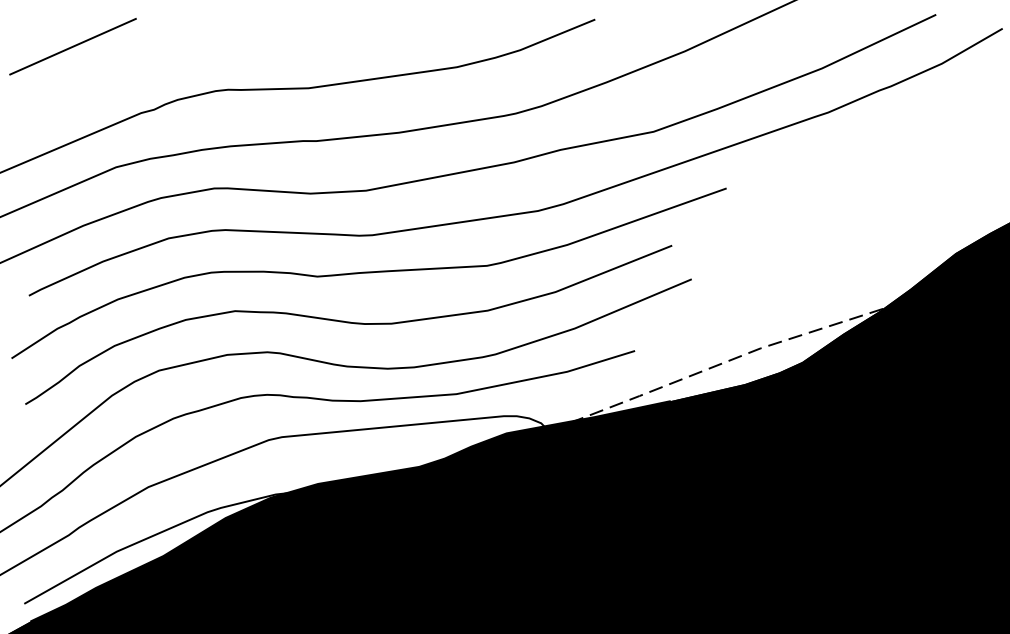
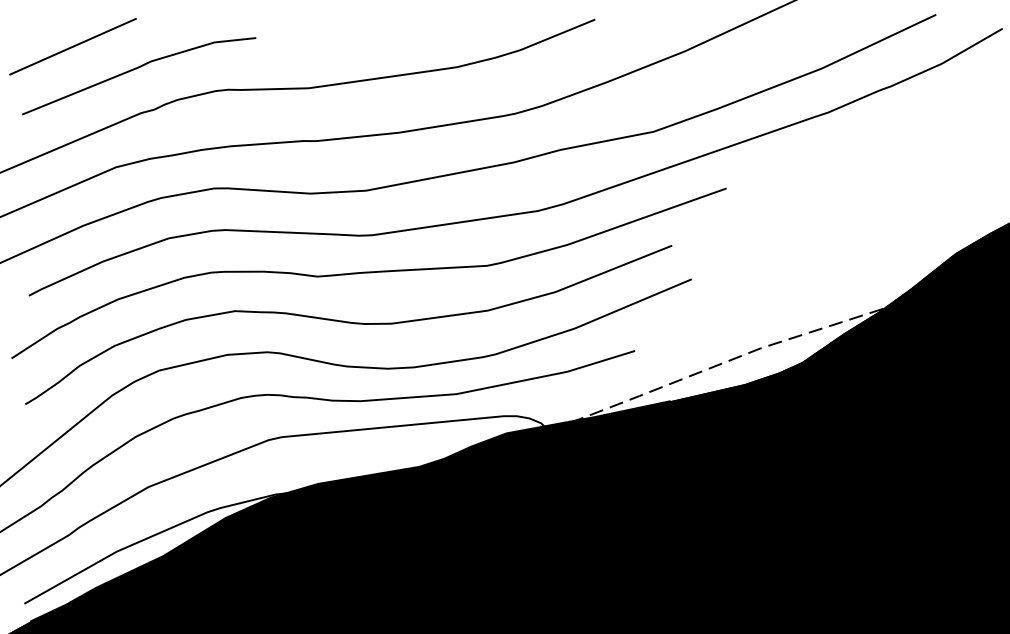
line: none -> present (136, 69)
